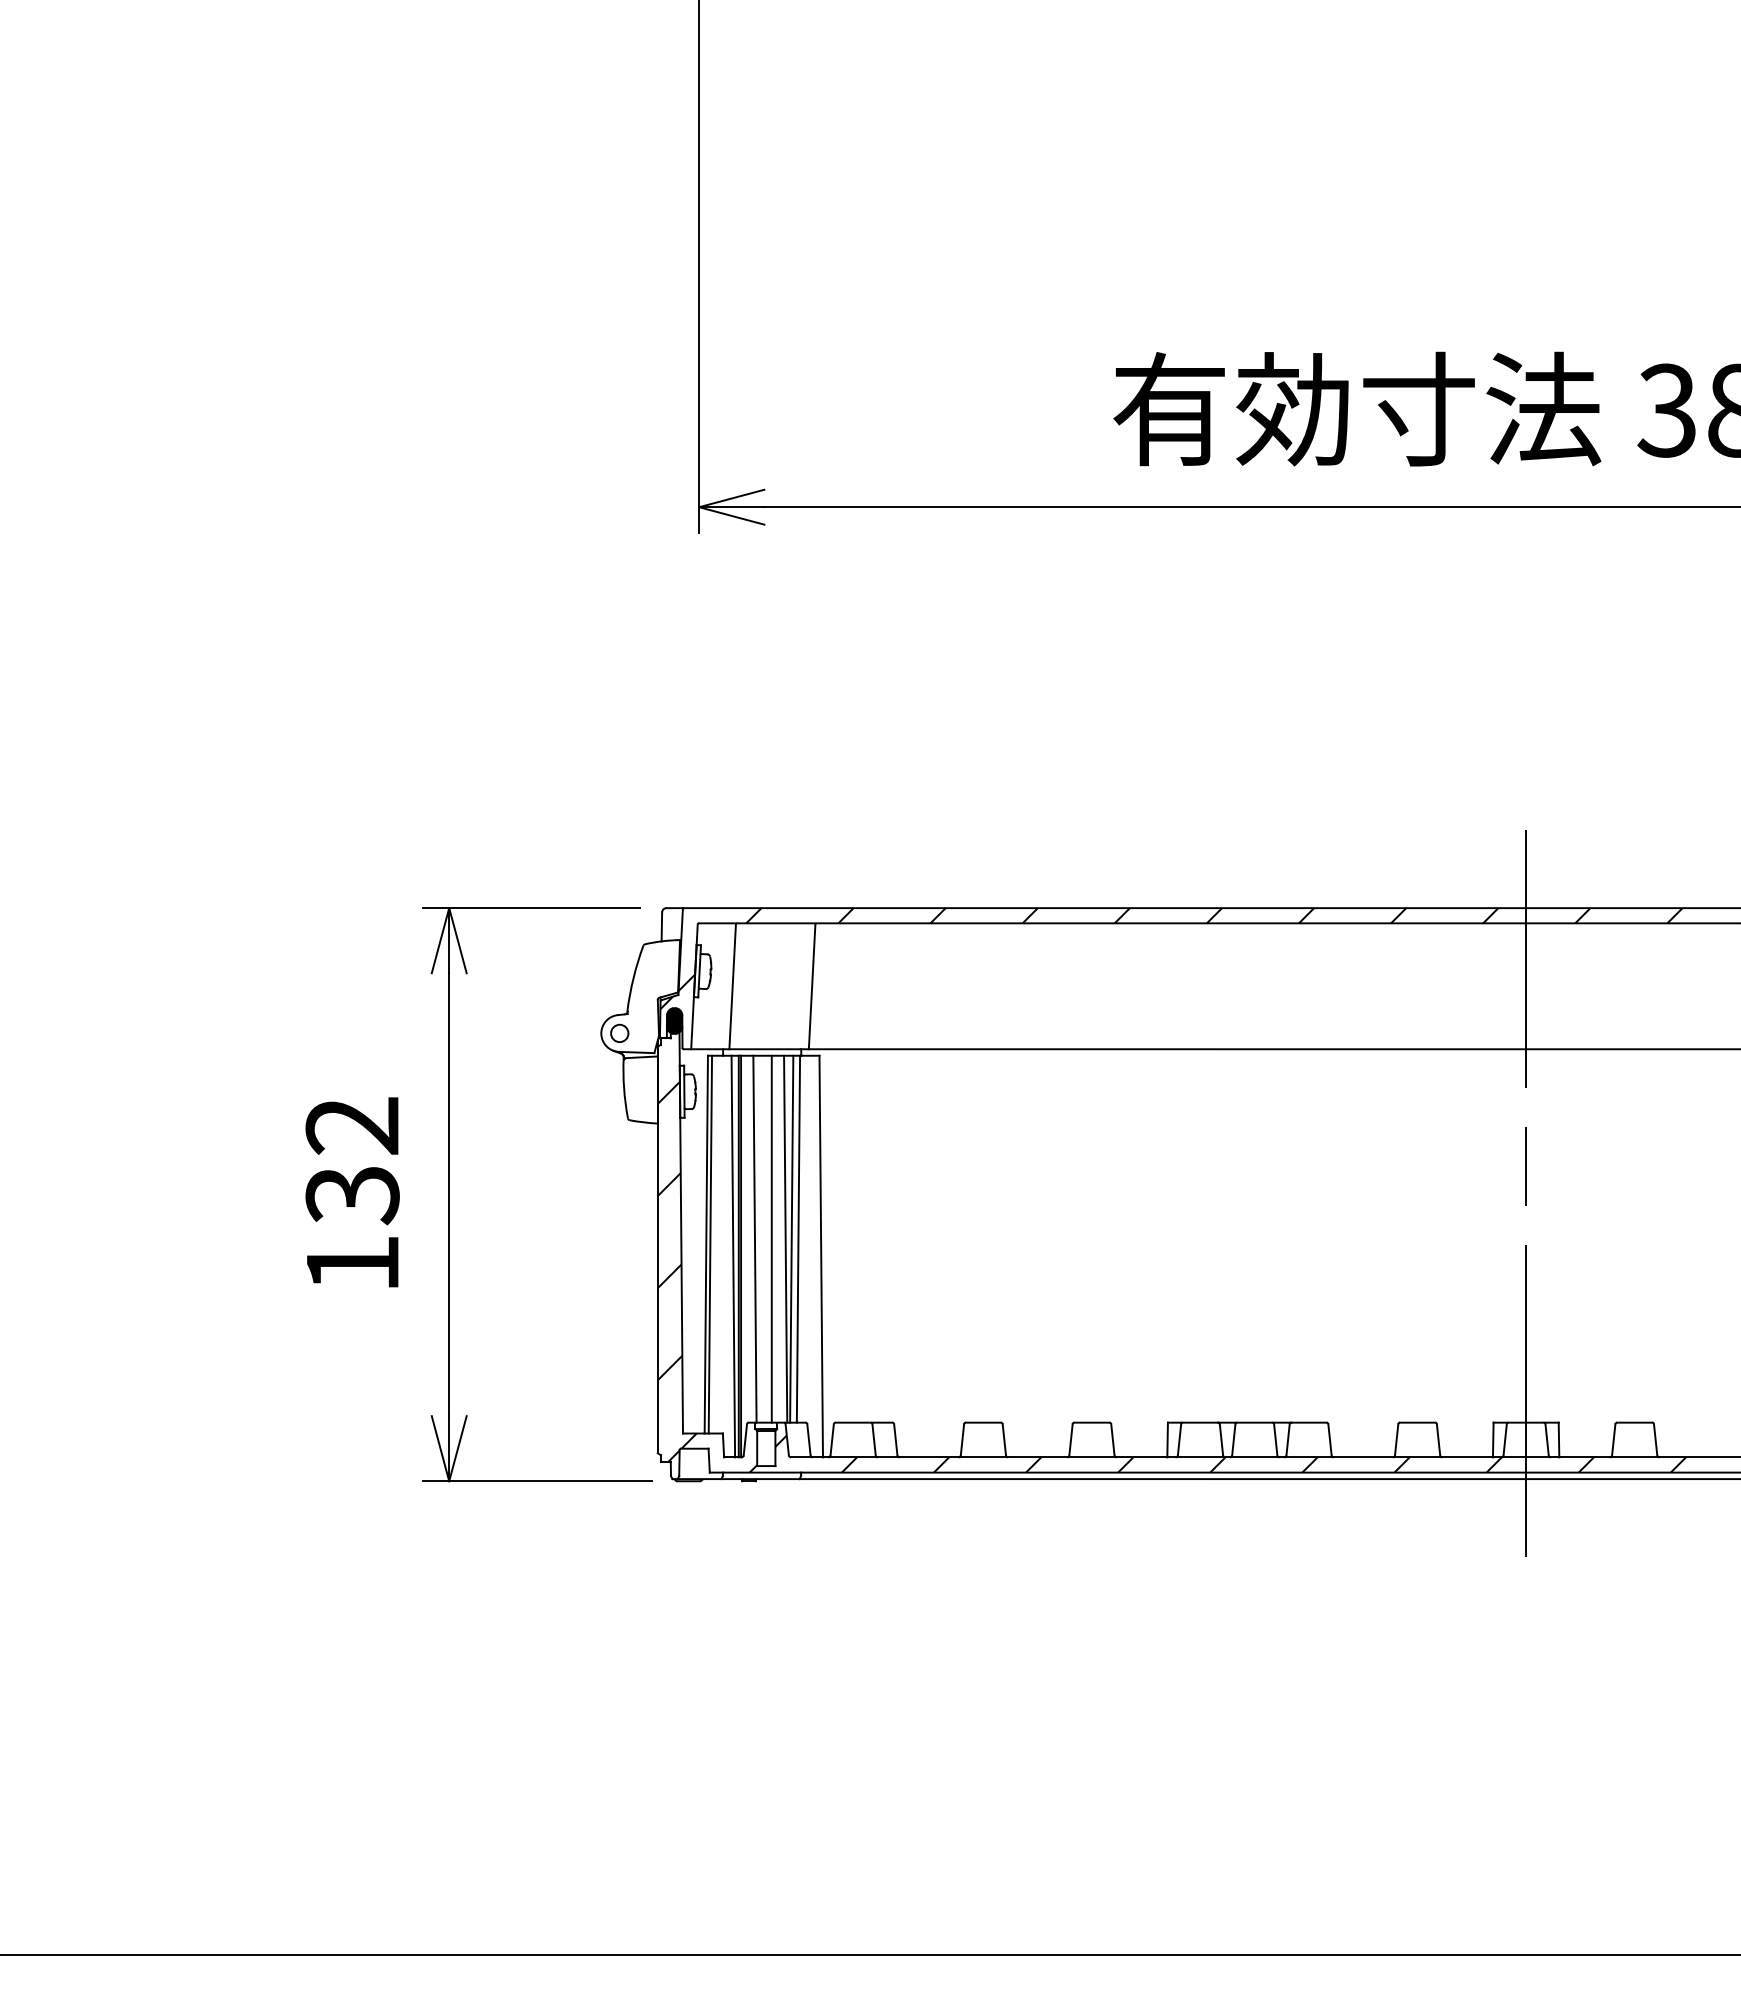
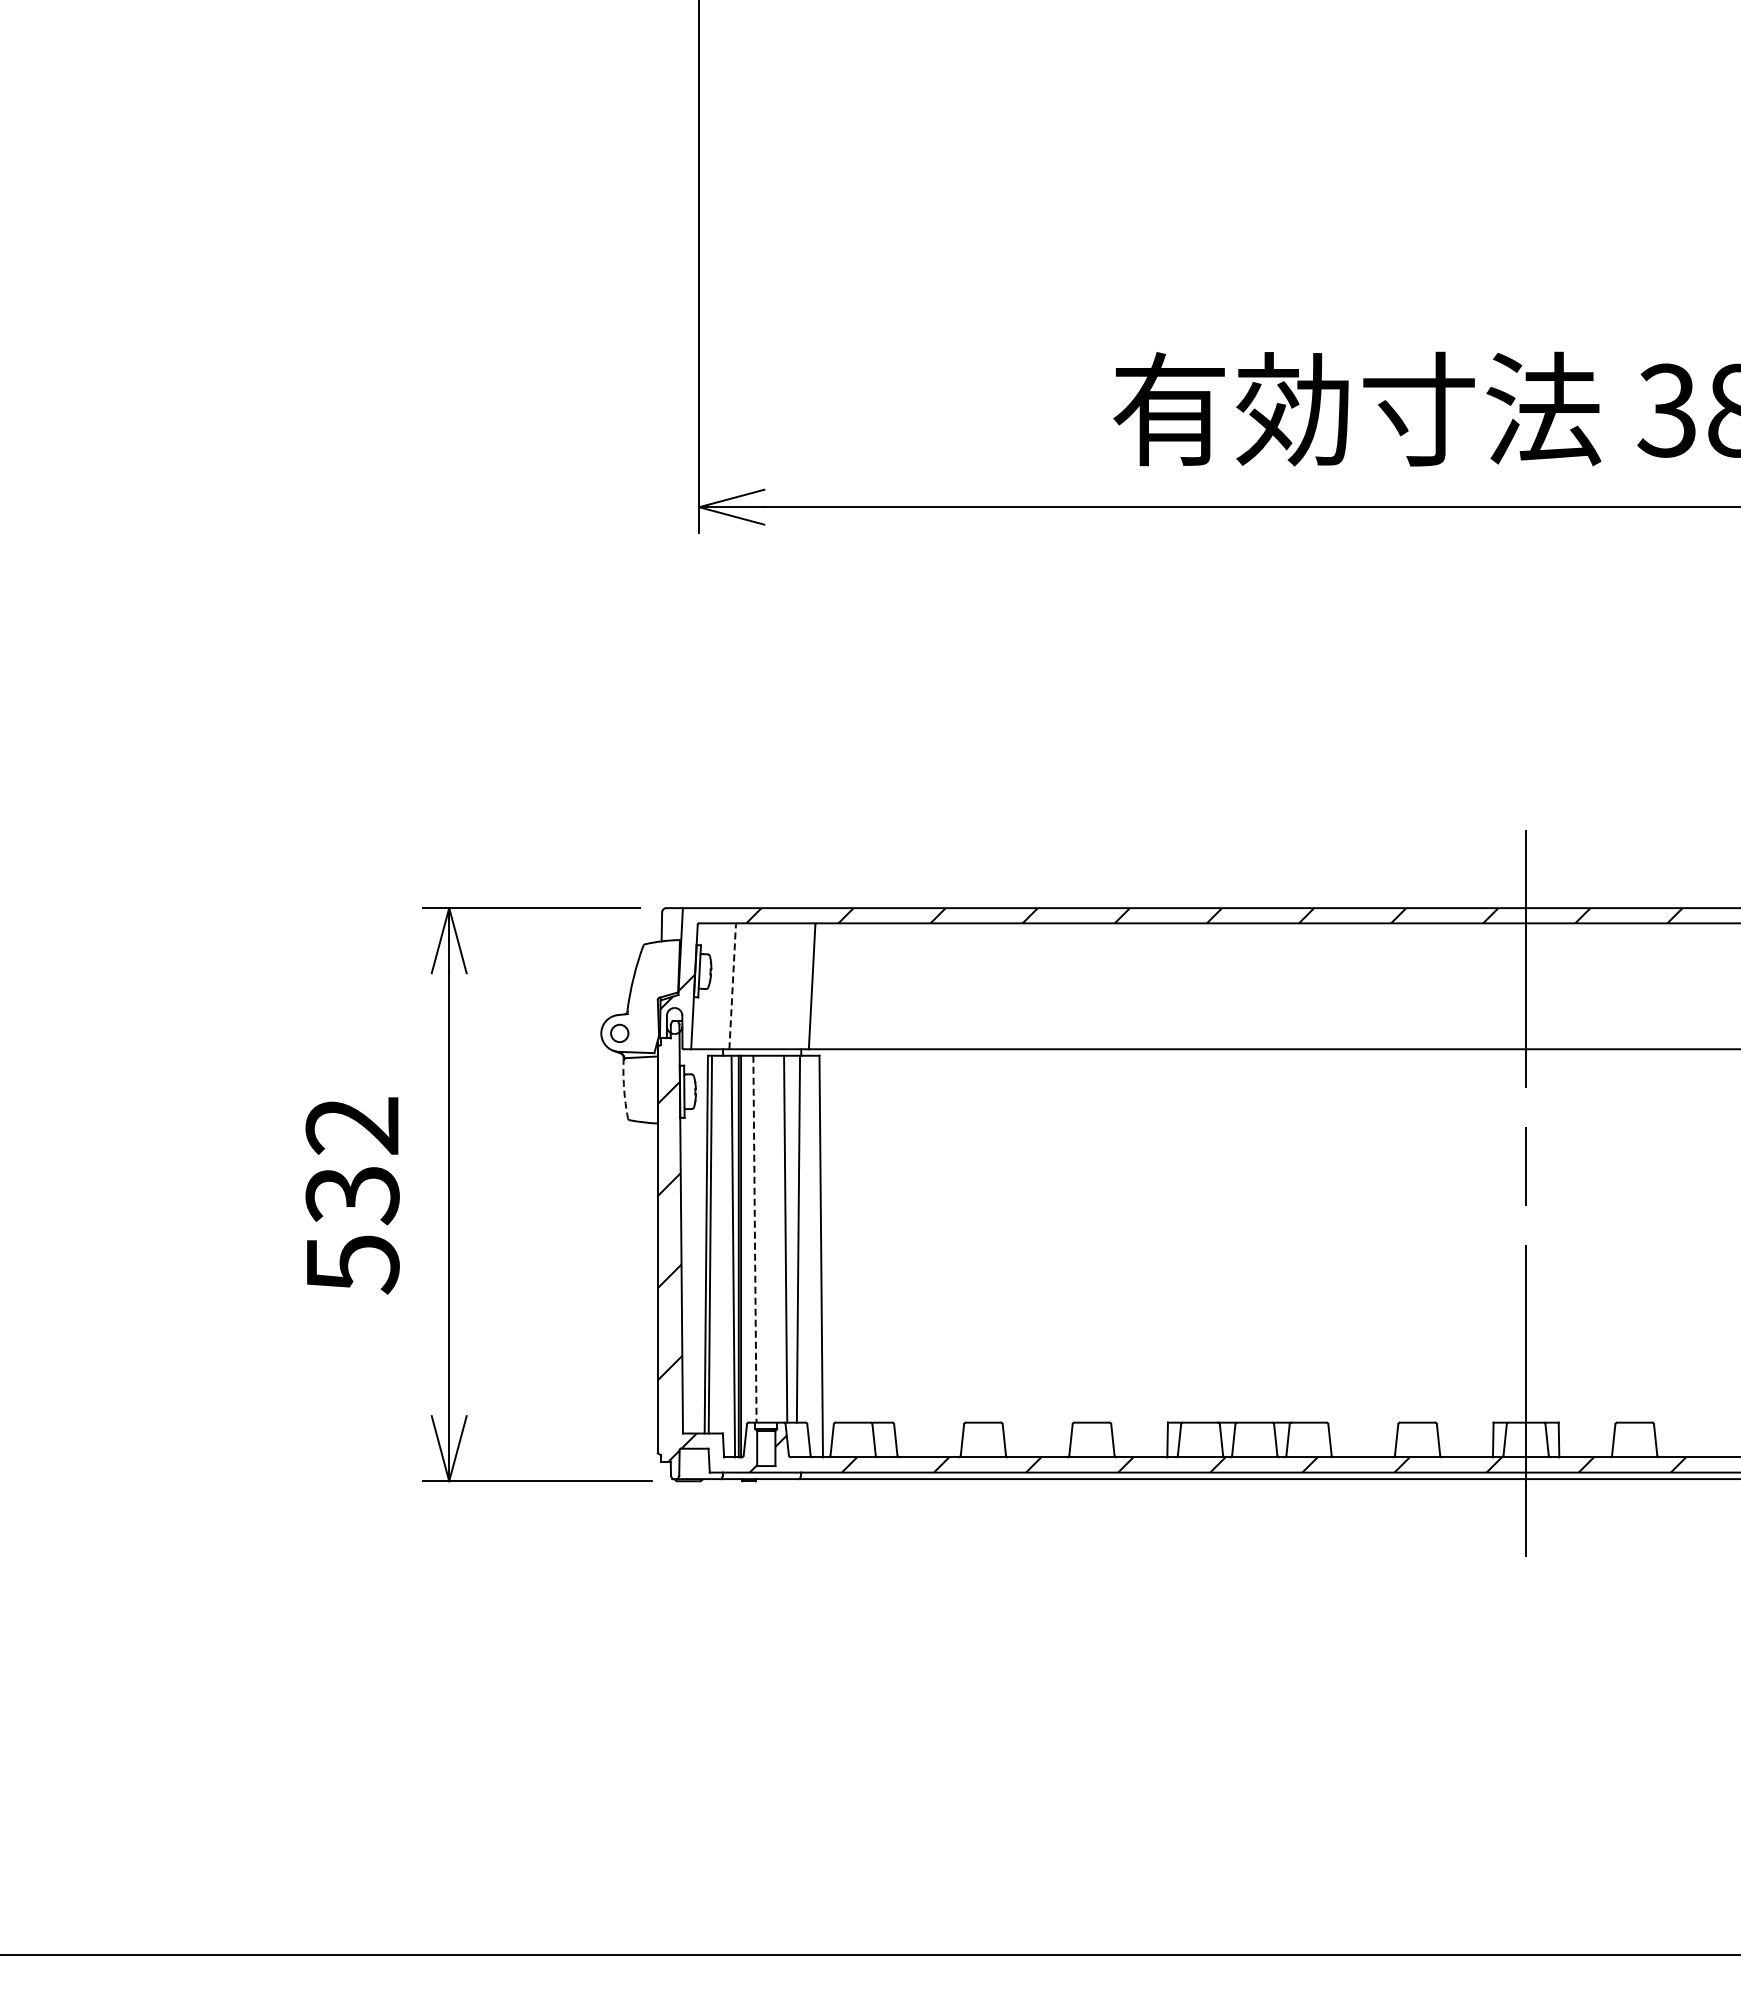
line: solid -> dashed (732, 986)
fill: present -> none (674, 1021)
arc: solid -> dashed (624, 1088)
line: present -> none (771, 1238)
line: present -> none (791, 1238)
line: solid -> dashed (754, 1239)
text: 132 -> 532 (353, 1264)
